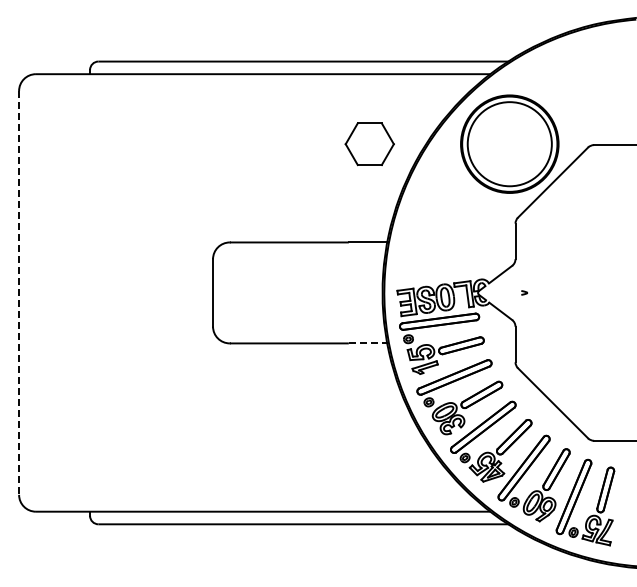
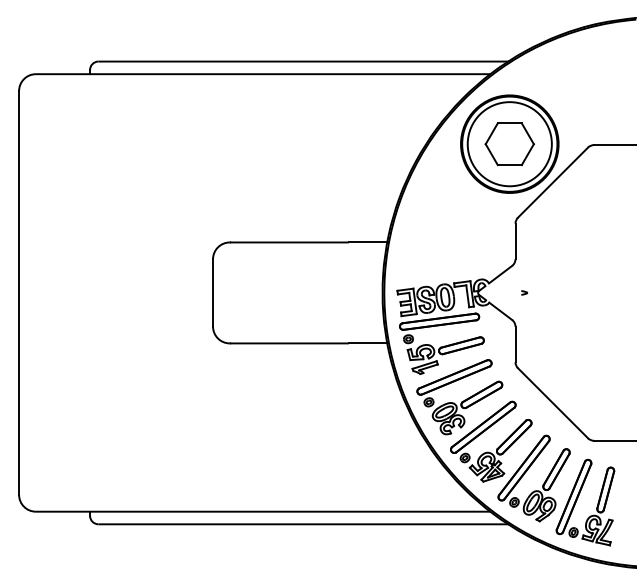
part position: (369, 144) -> (509, 144) (509, 144)
line: dashed -> solid (19, 292)
line: dashed -> solid (368, 343)
